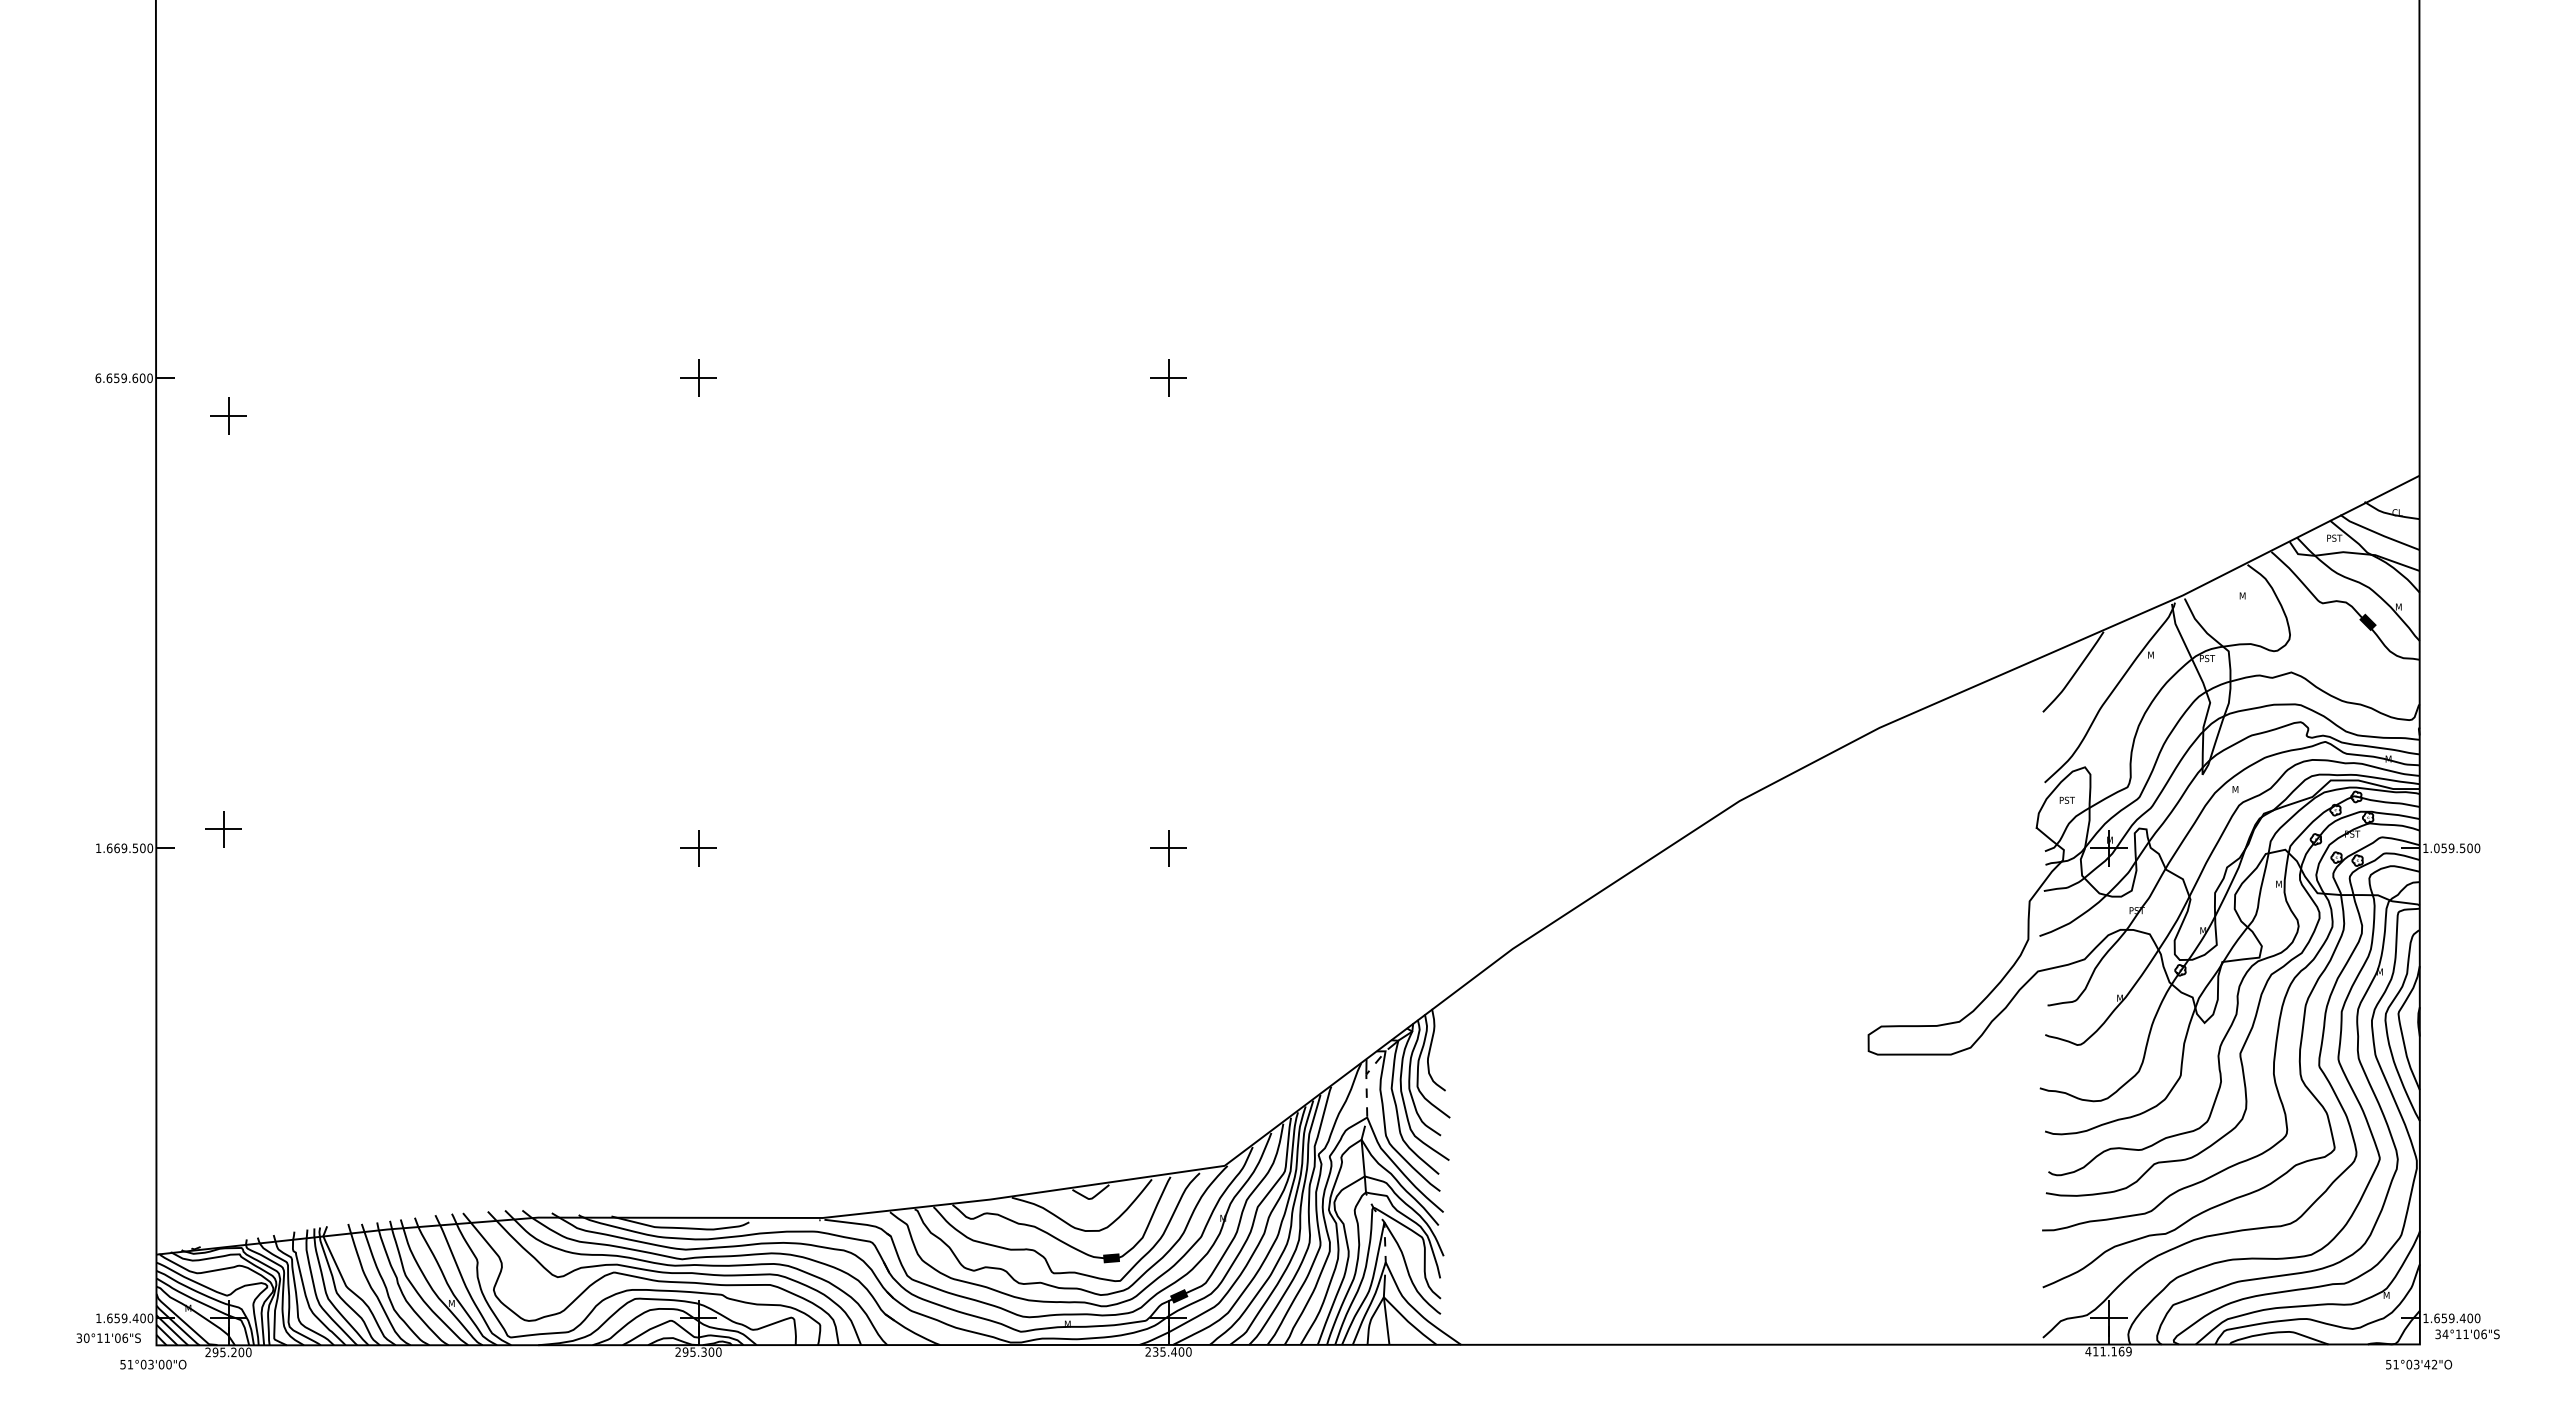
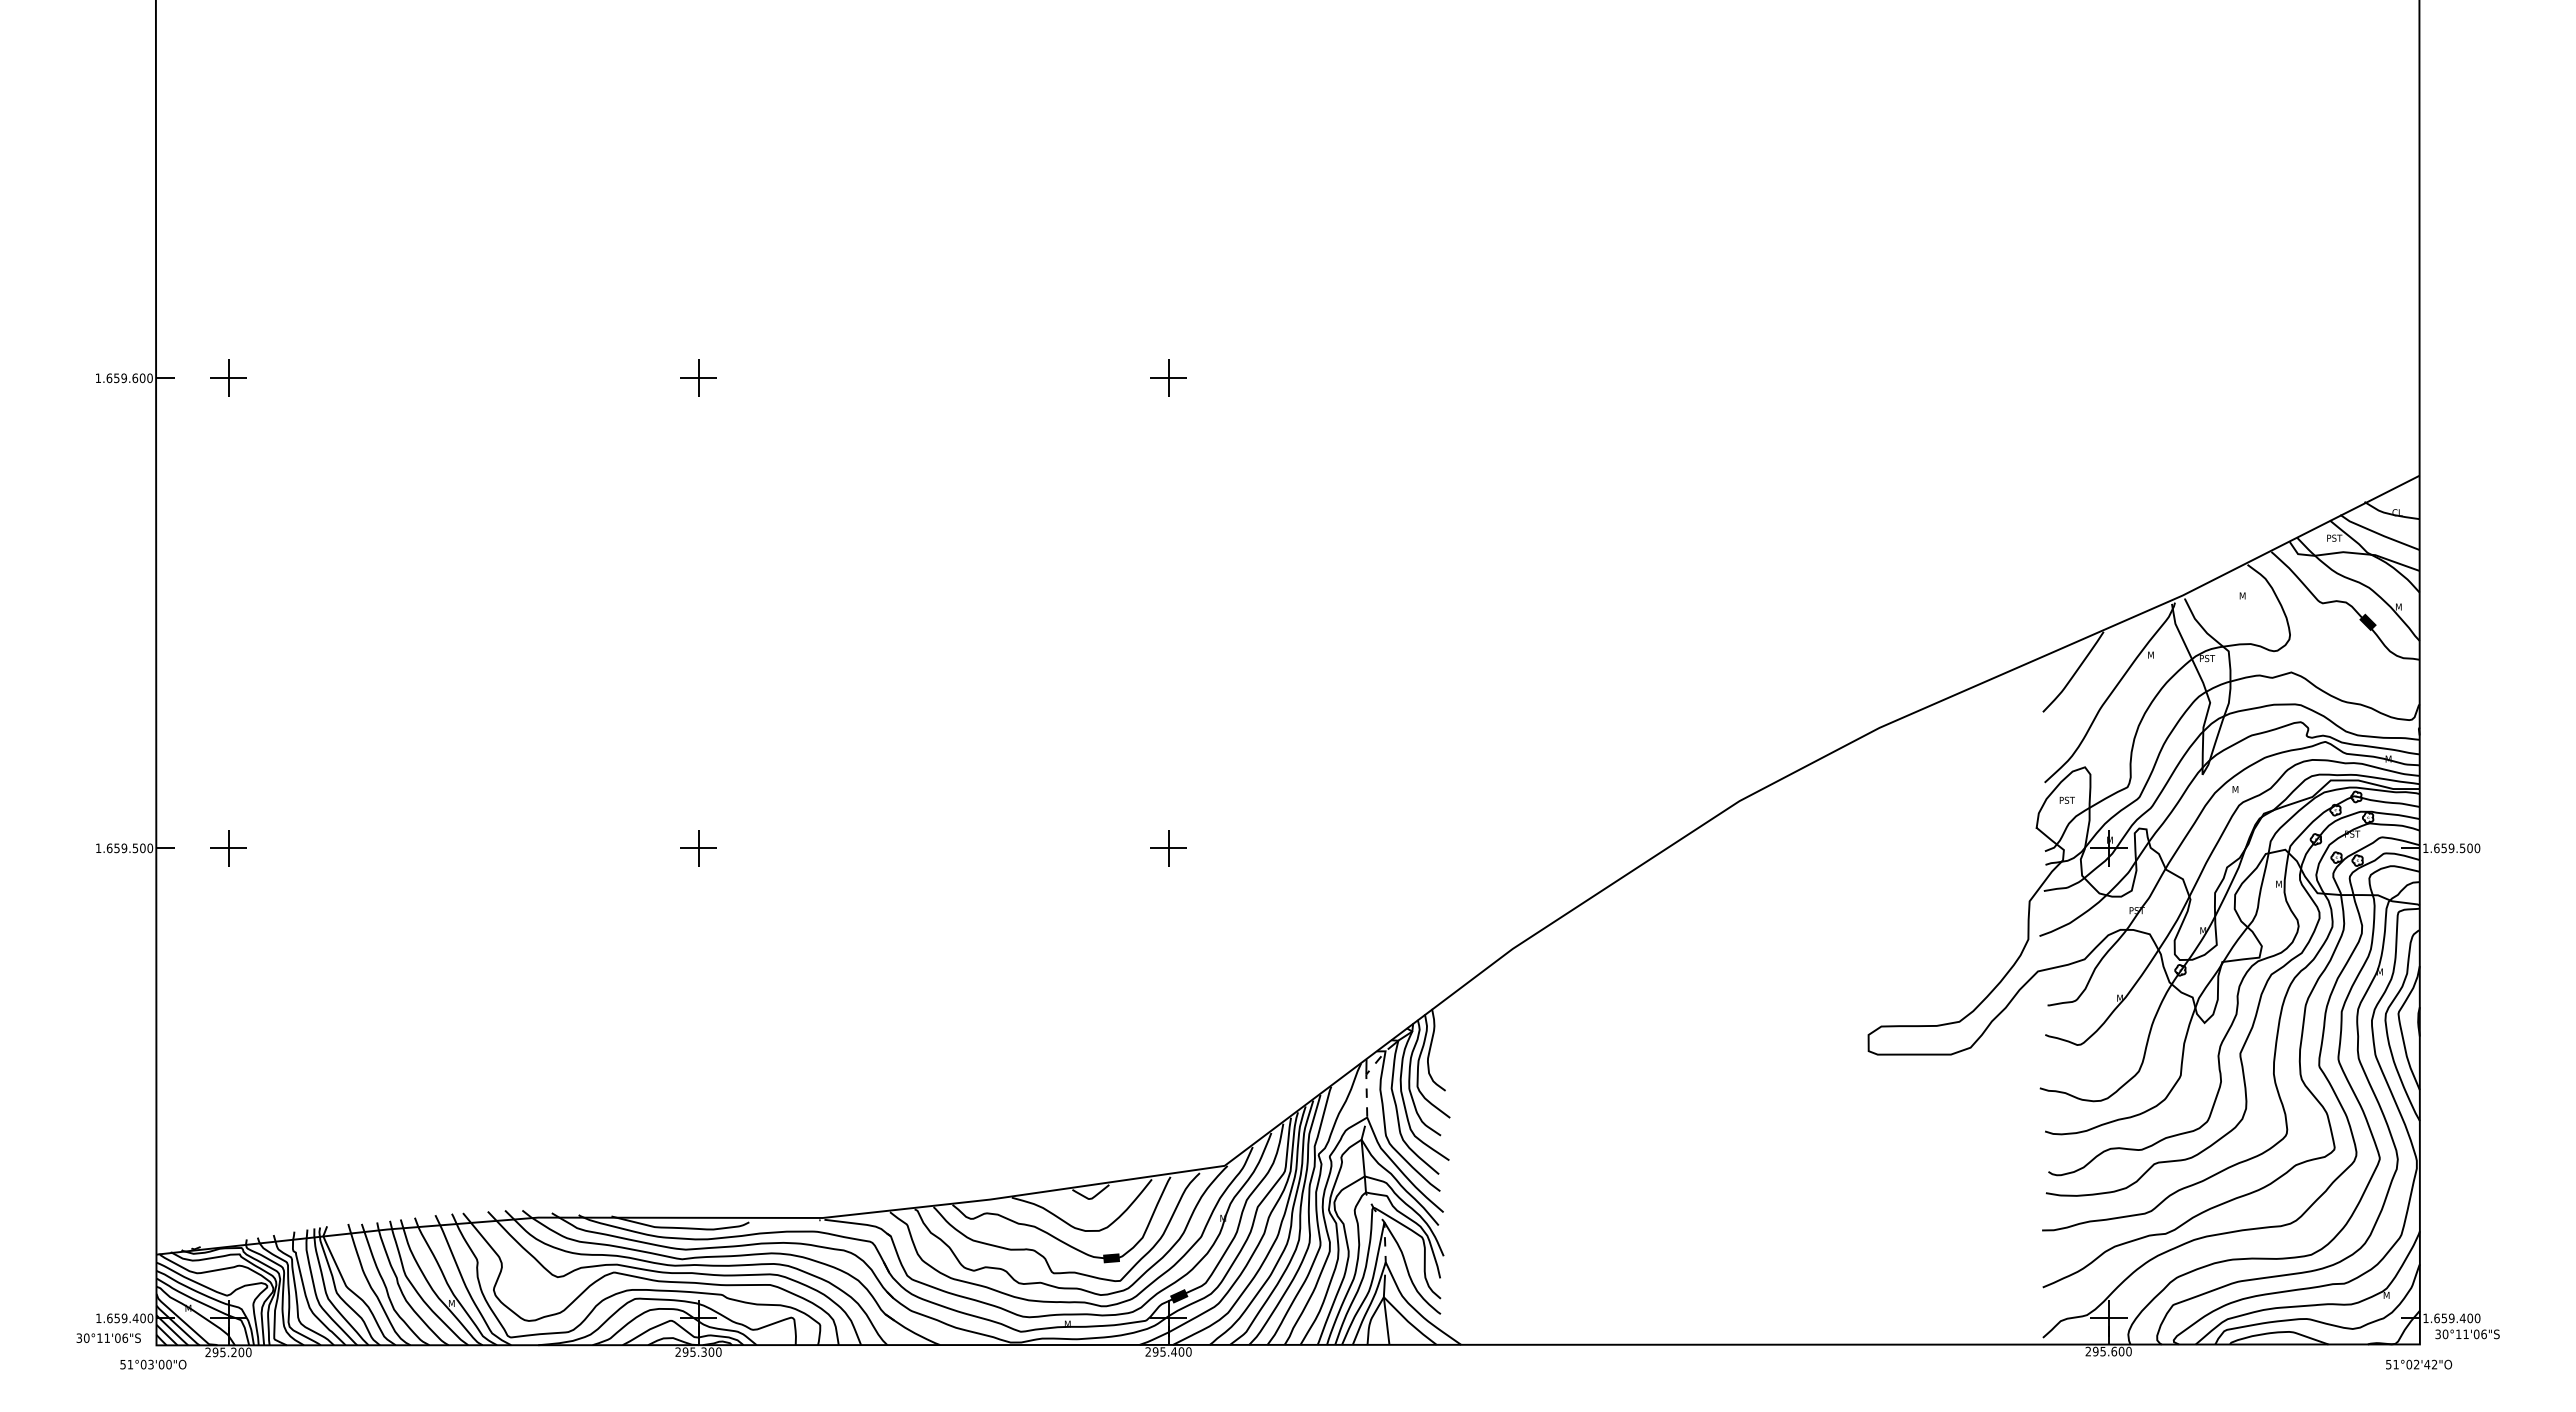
text: 6.659.600 -> 1.659.600 (98, 378)
part position: (228, 415) -> (228, 377) (228, 377)
part position: (223, 829) -> (228, 848) (228, 848)
text: 1.059.500 -> 1.659.500 (2436, 847)
text: 1.669.500 -> 1.659.500 (116, 848)
text: 34°11'06"S -> 30°11'06"S (2445, 1334)
text: 235.400 -> 295.400 (1155, 1351)
text: 411.169 -> 295.600 (2108, 1351)
text: 51°03'42"O -> 51°02'42"O (2416, 1364)
